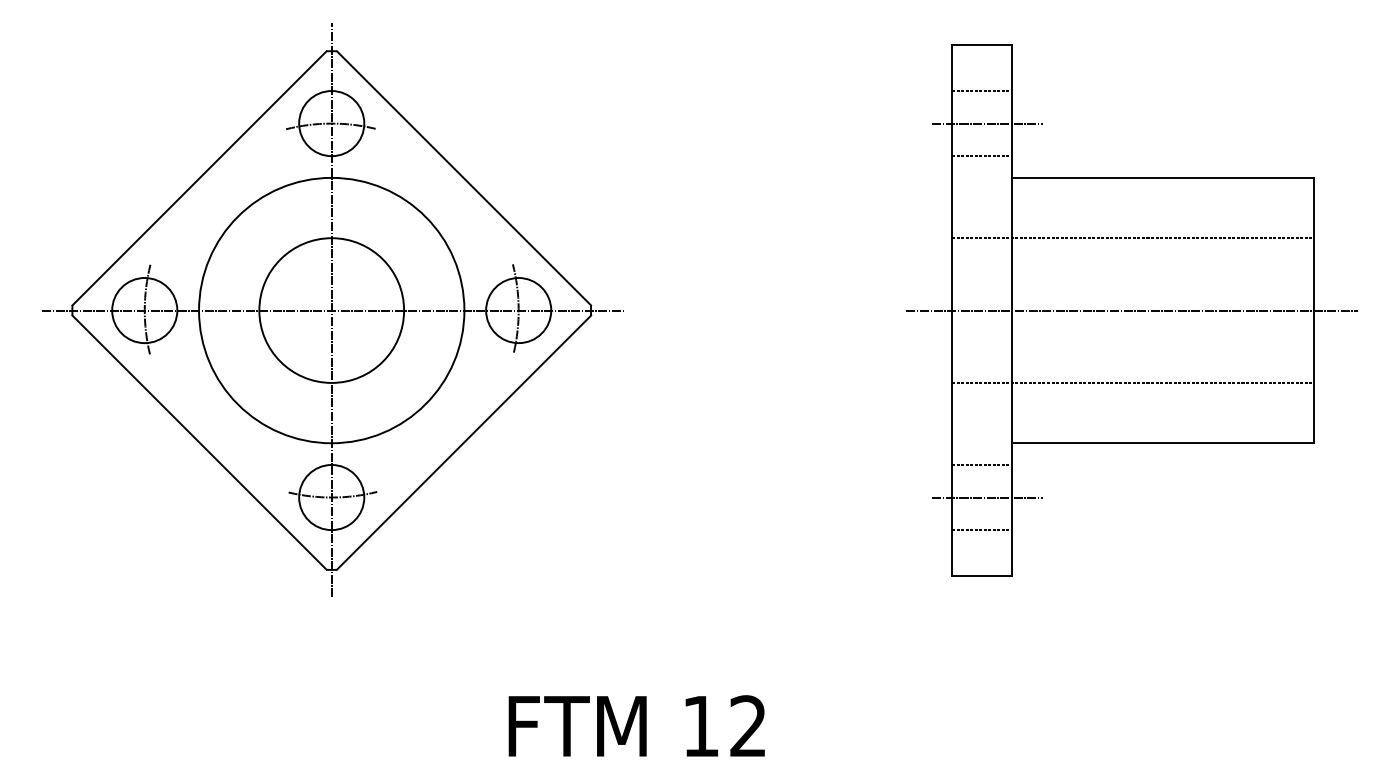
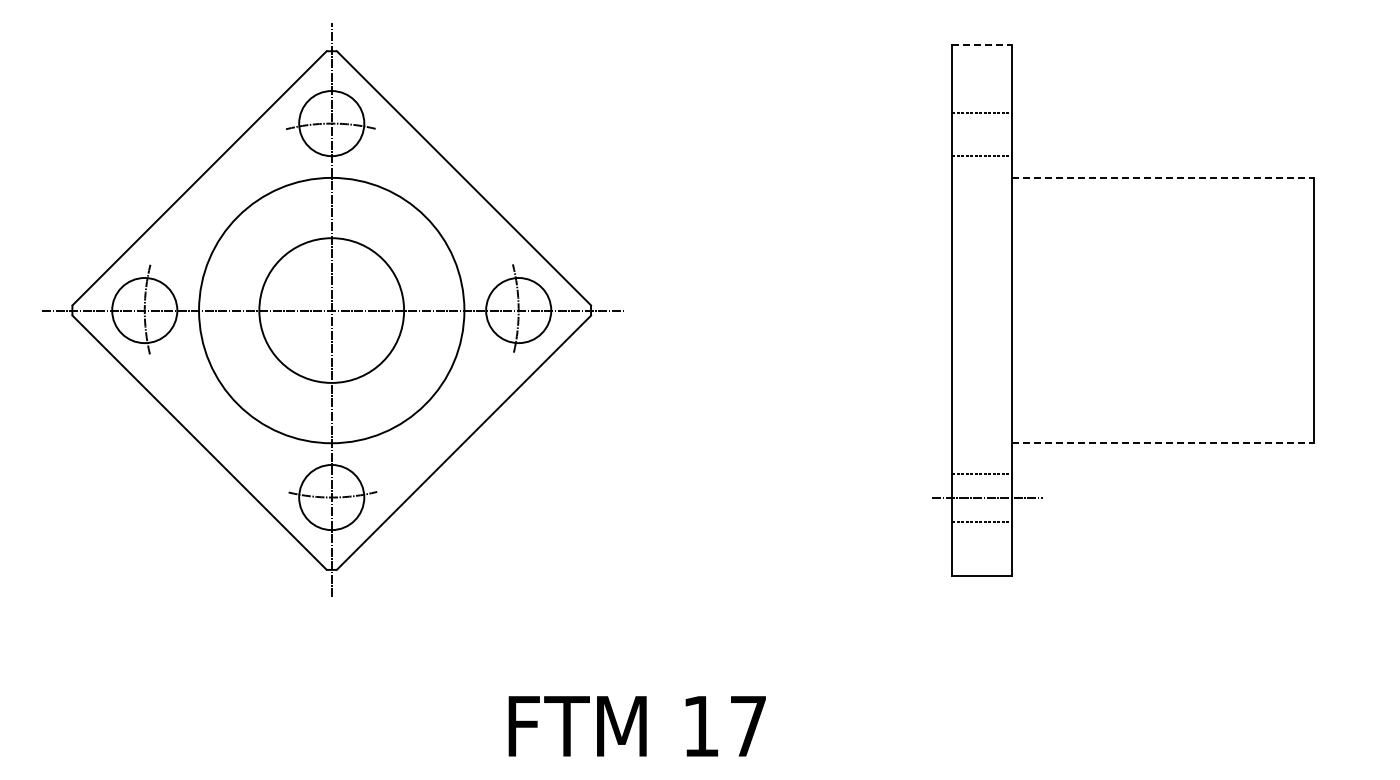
line: solid -> dashed (982, 45)
line position: (981, 91) -> (981, 113) (981, 113)
line: present -> none (987, 123)
line: solid -> dashed (1163, 177)
line: present -> none (1132, 238)
line: present -> none (1132, 310)
line: present -> none (1132, 382)
line: solid -> dashed (1163, 443)
line position: (981, 464) -> (981, 473) (981, 473)
line position: (981, 530) -> (981, 522) (981, 522)
text: 12 -> 17 (747, 725)
